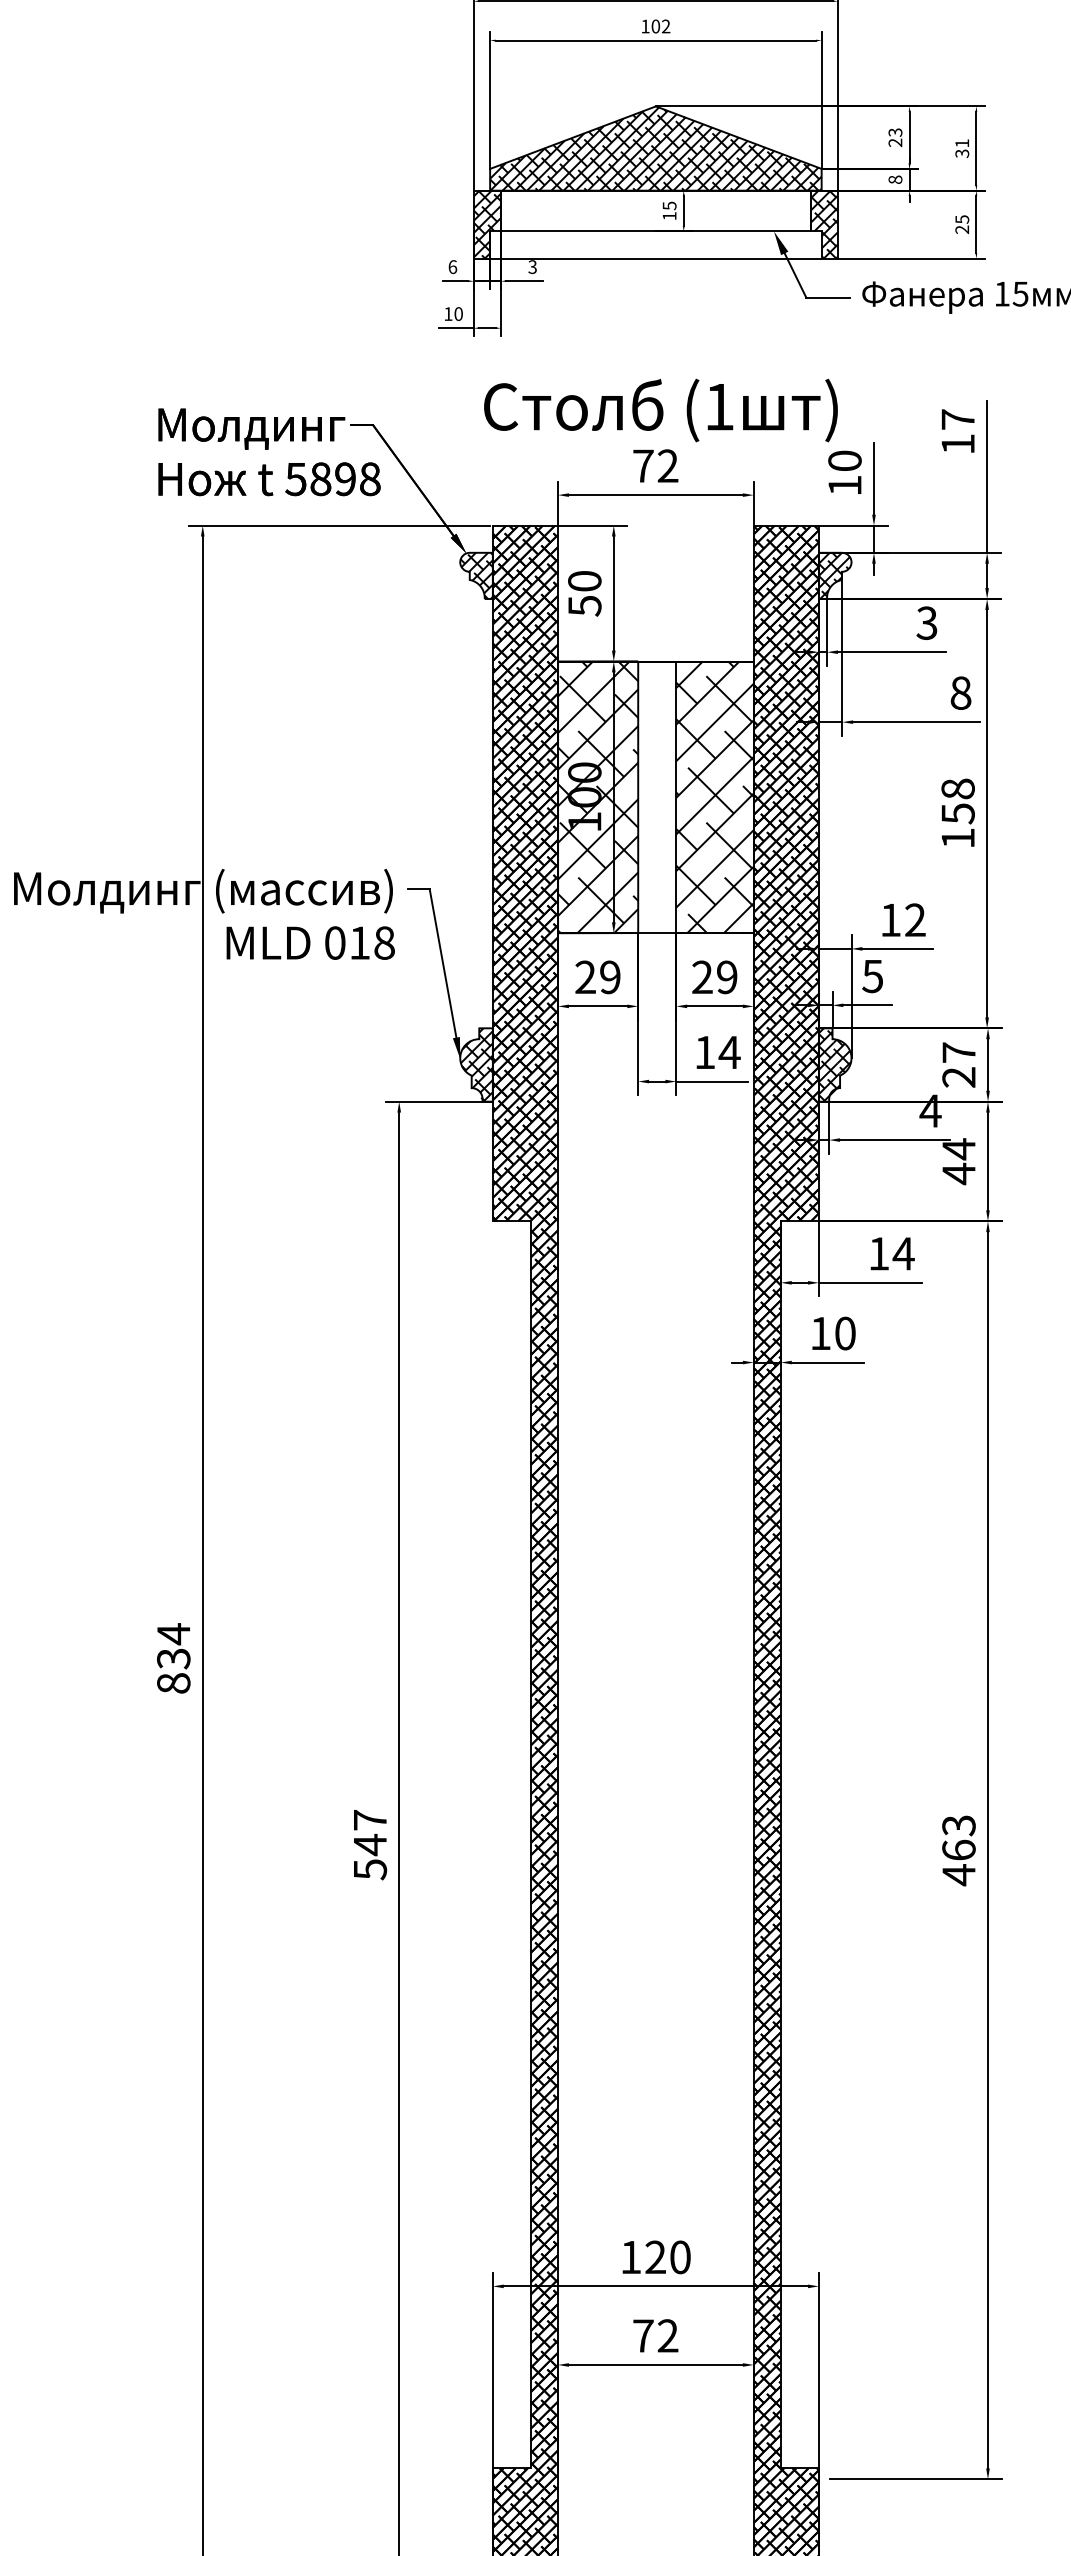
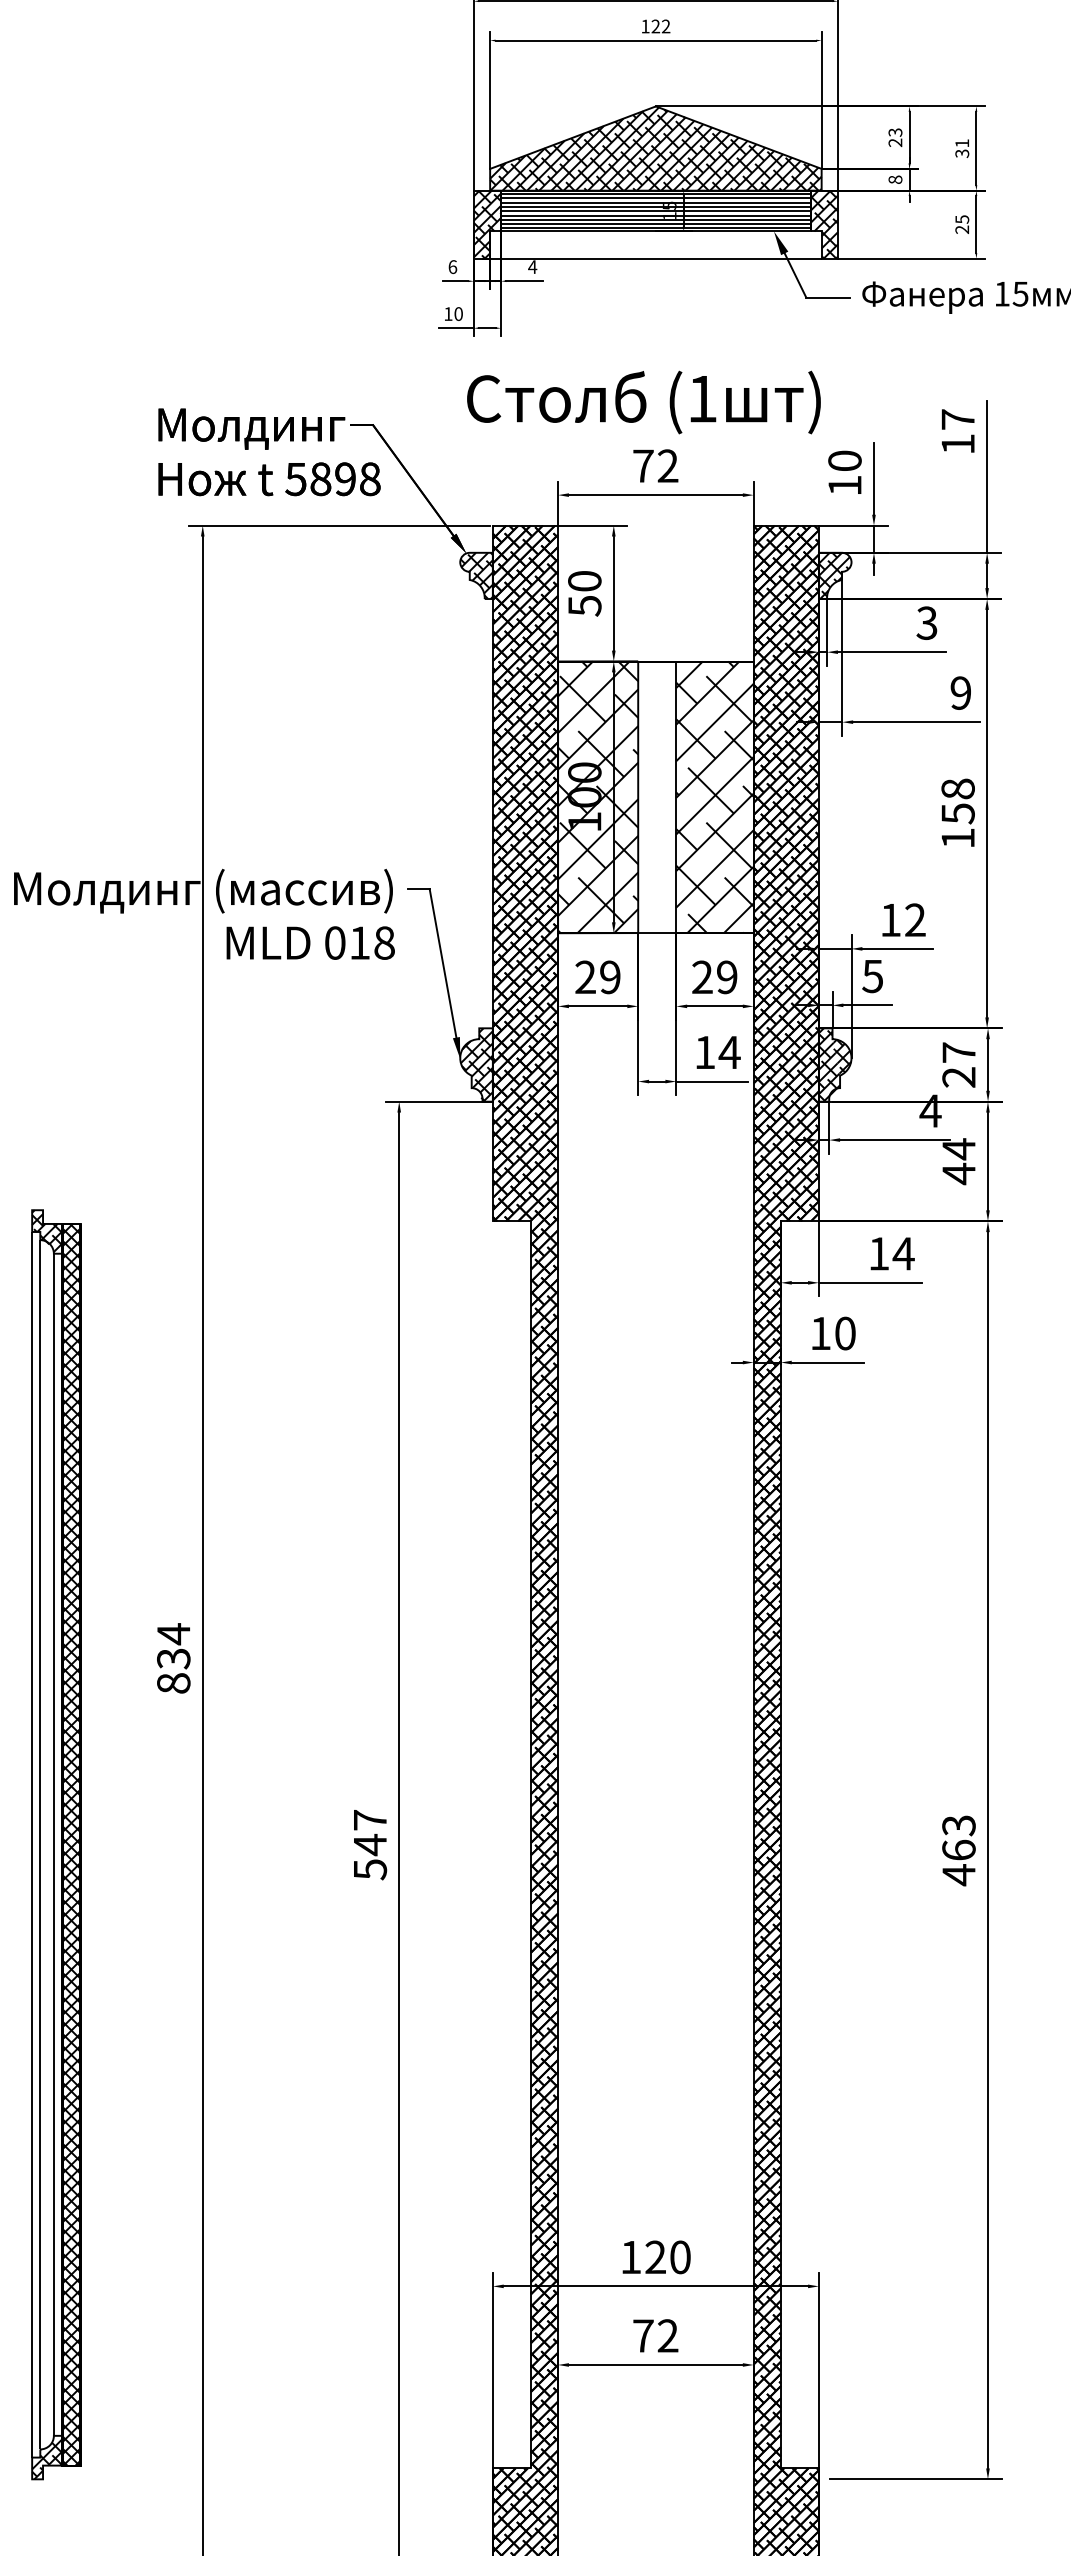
text: 102 -> 122 (655, 26)
hatch: none -> present (655, 210)
text: 3 -> 4 (532, 267)
text position: (660, 410) -> (643, 402) (643, 402)
text: 8 -> 9 (960, 692)
part: none -> present (56, 1844)
